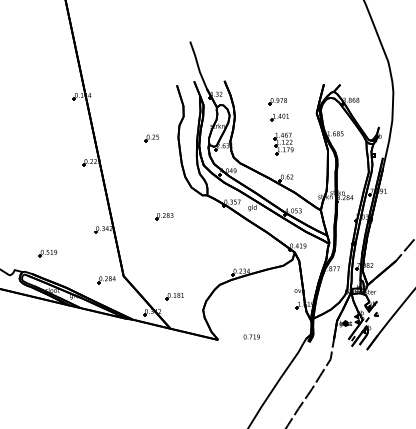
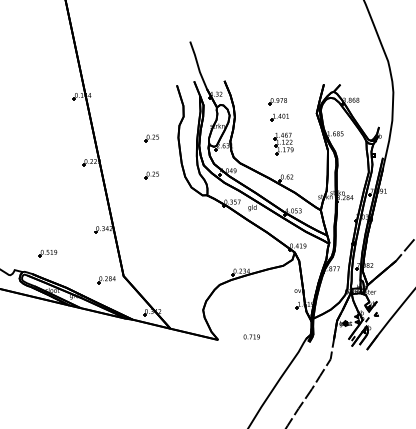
part: none -> present (151, 175)
part: present -> none (164, 216)
part: present -> none (174, 296)
